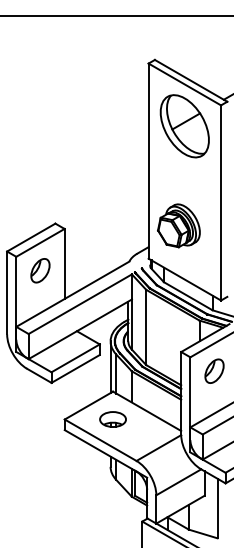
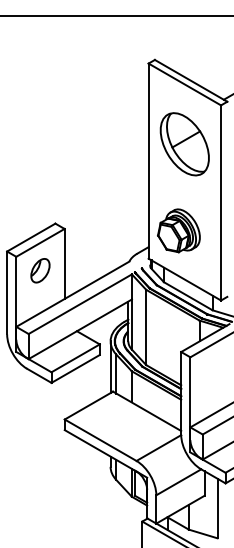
part position: (184, 126) -> (184, 144) (184, 144)
part position: (178, 225) -> (178, 230) (178, 230)
part: present -> none (214, 370)
part: present -> none (112, 419)
